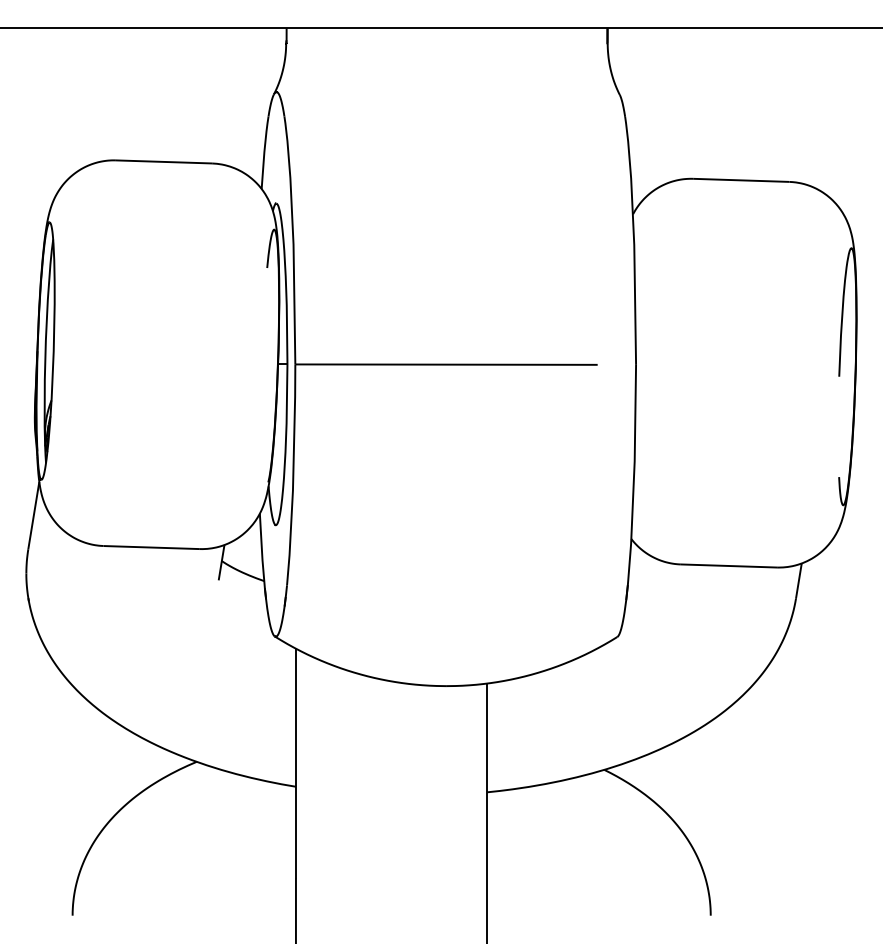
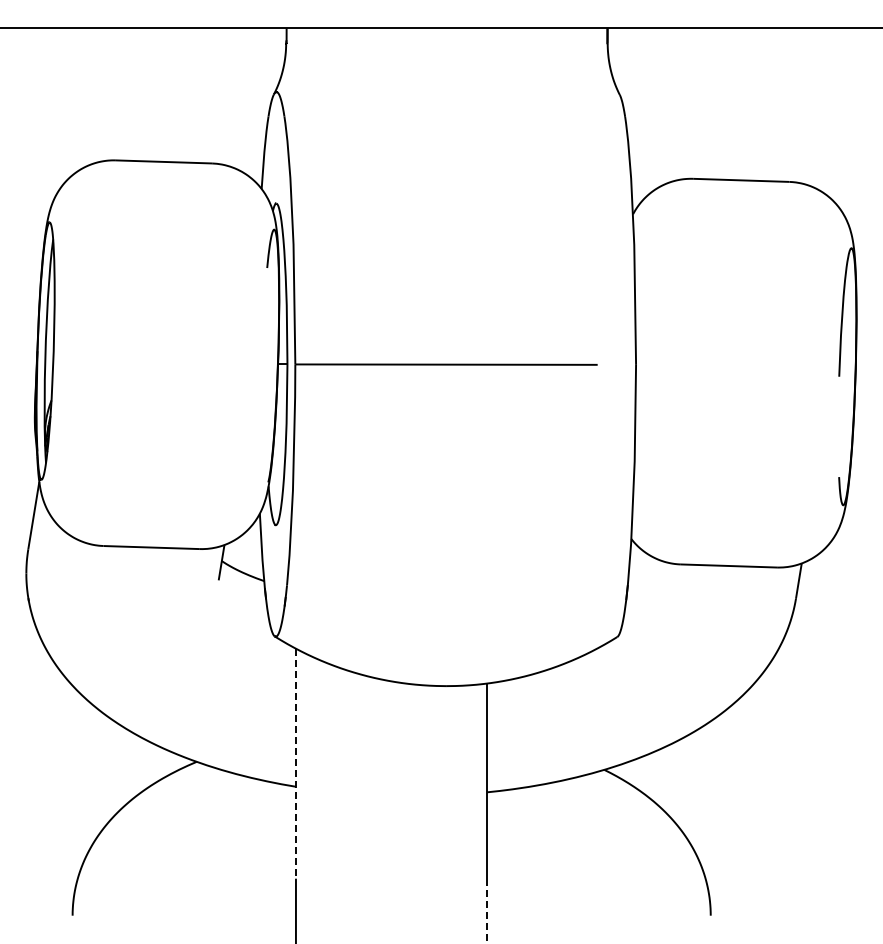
line: solid -> dashed (295, 763)
line: solid -> dashed (487, 910)
